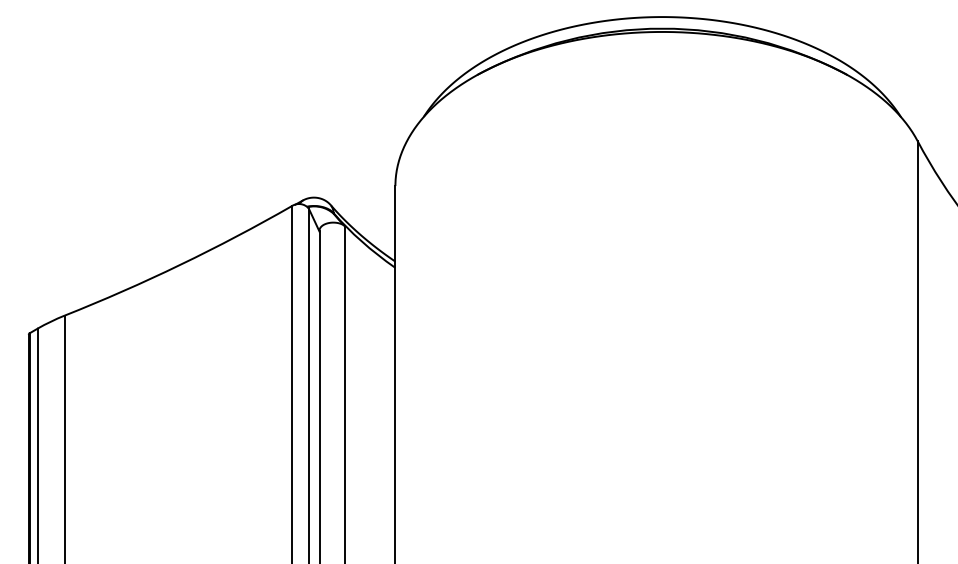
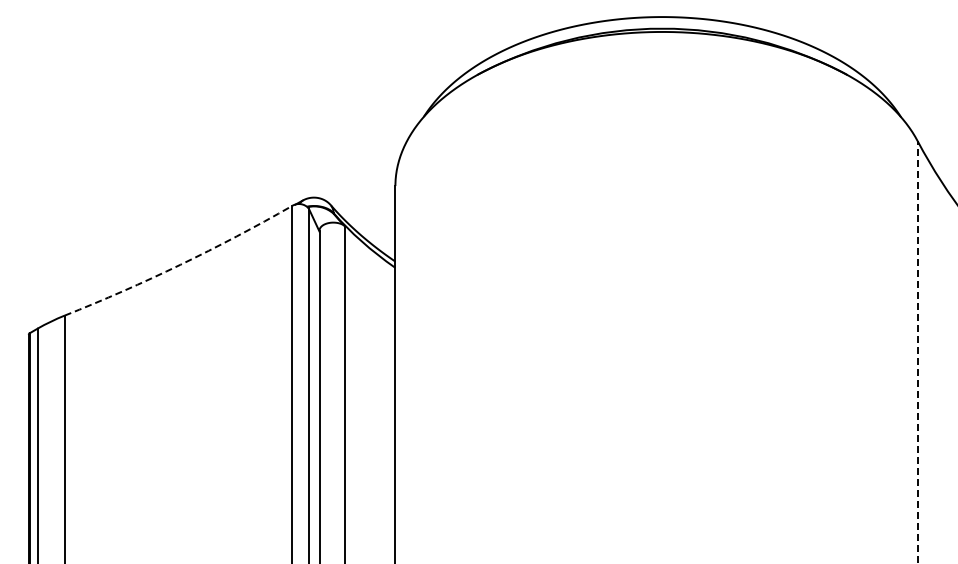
arc: solid -> dashed (180, 264)
line: solid -> dashed (917, 352)
